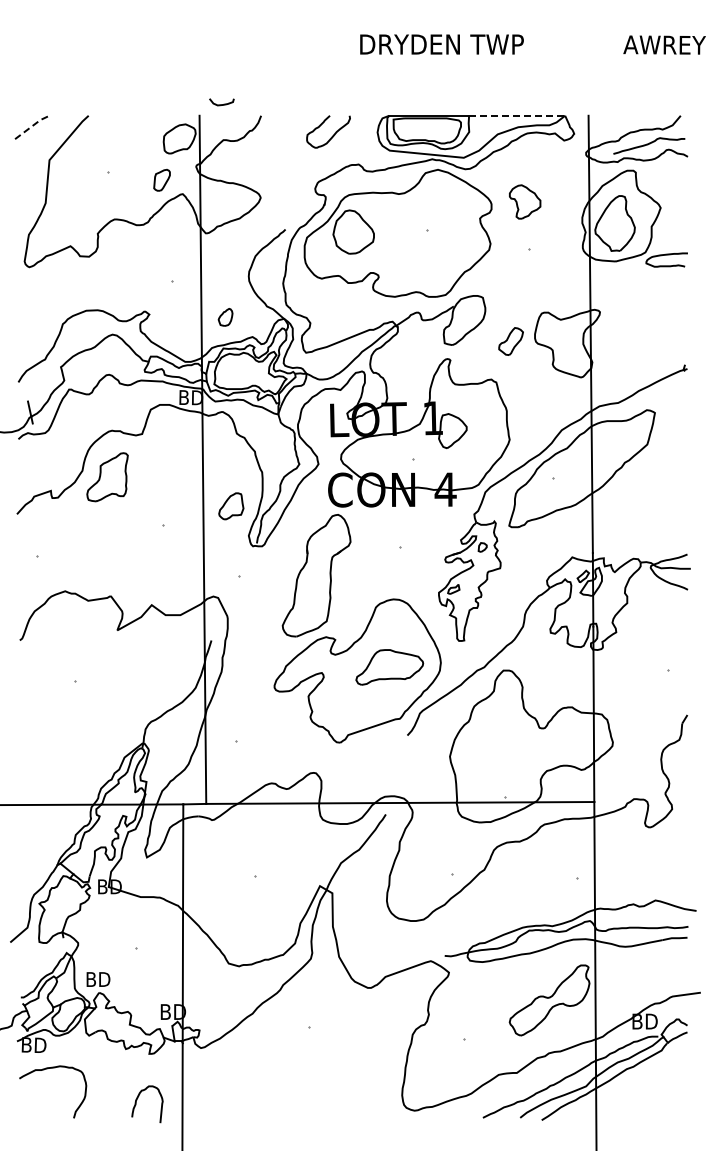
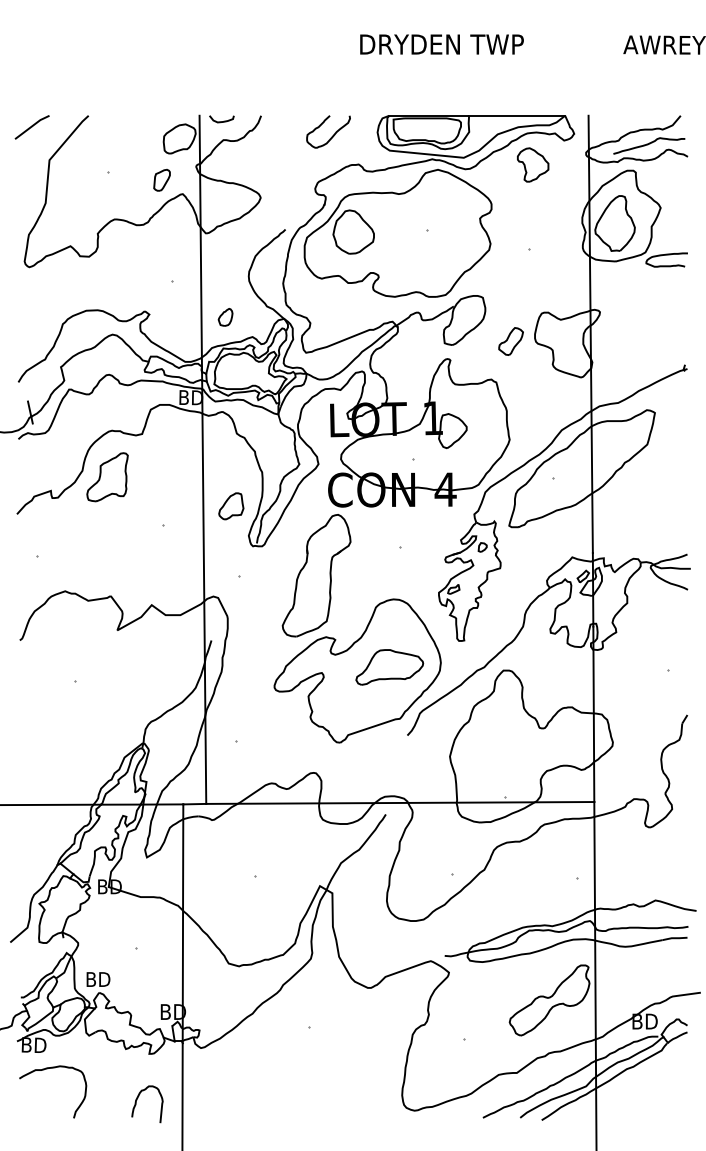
curve position: (221, 104) -> (221, 121) (221, 121)
line: dashed -> solid (517, 115)
line: dashed -> solid (32, 126)
part position: (525, 201) -> (533, 164) (533, 164)
